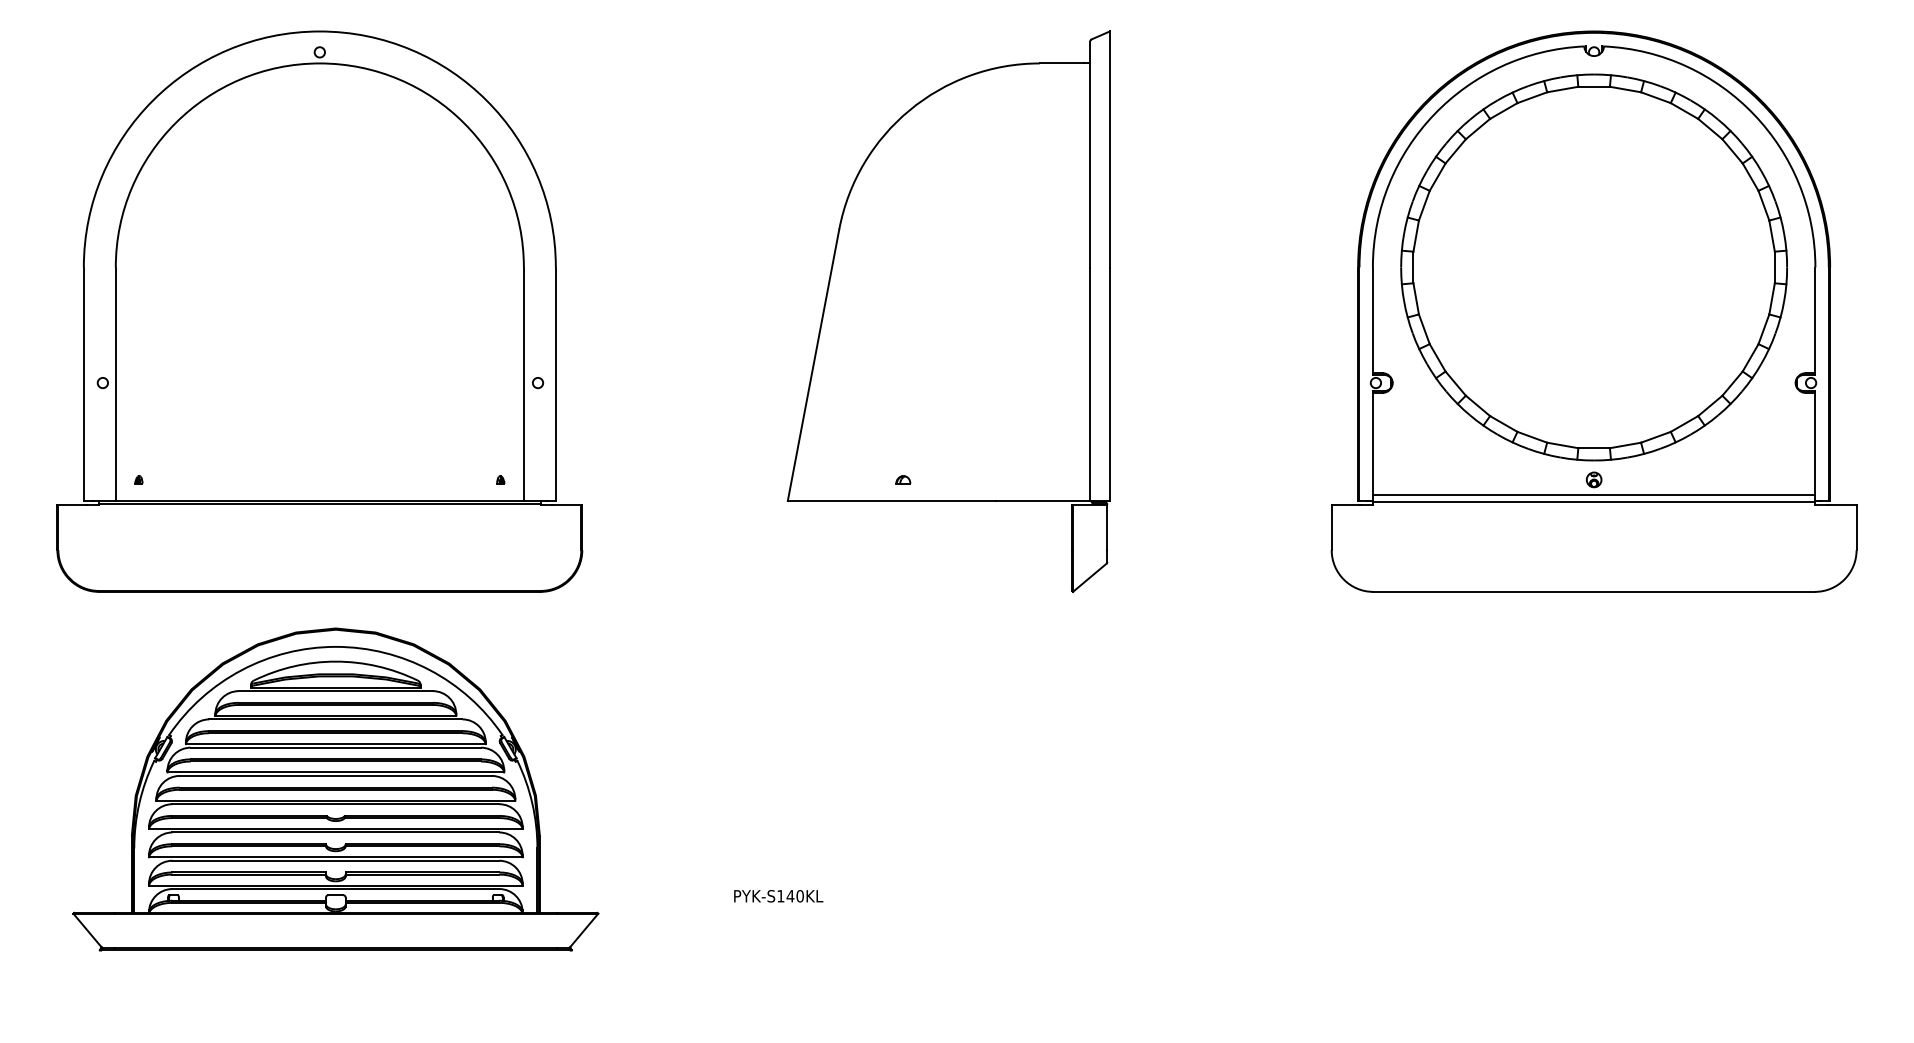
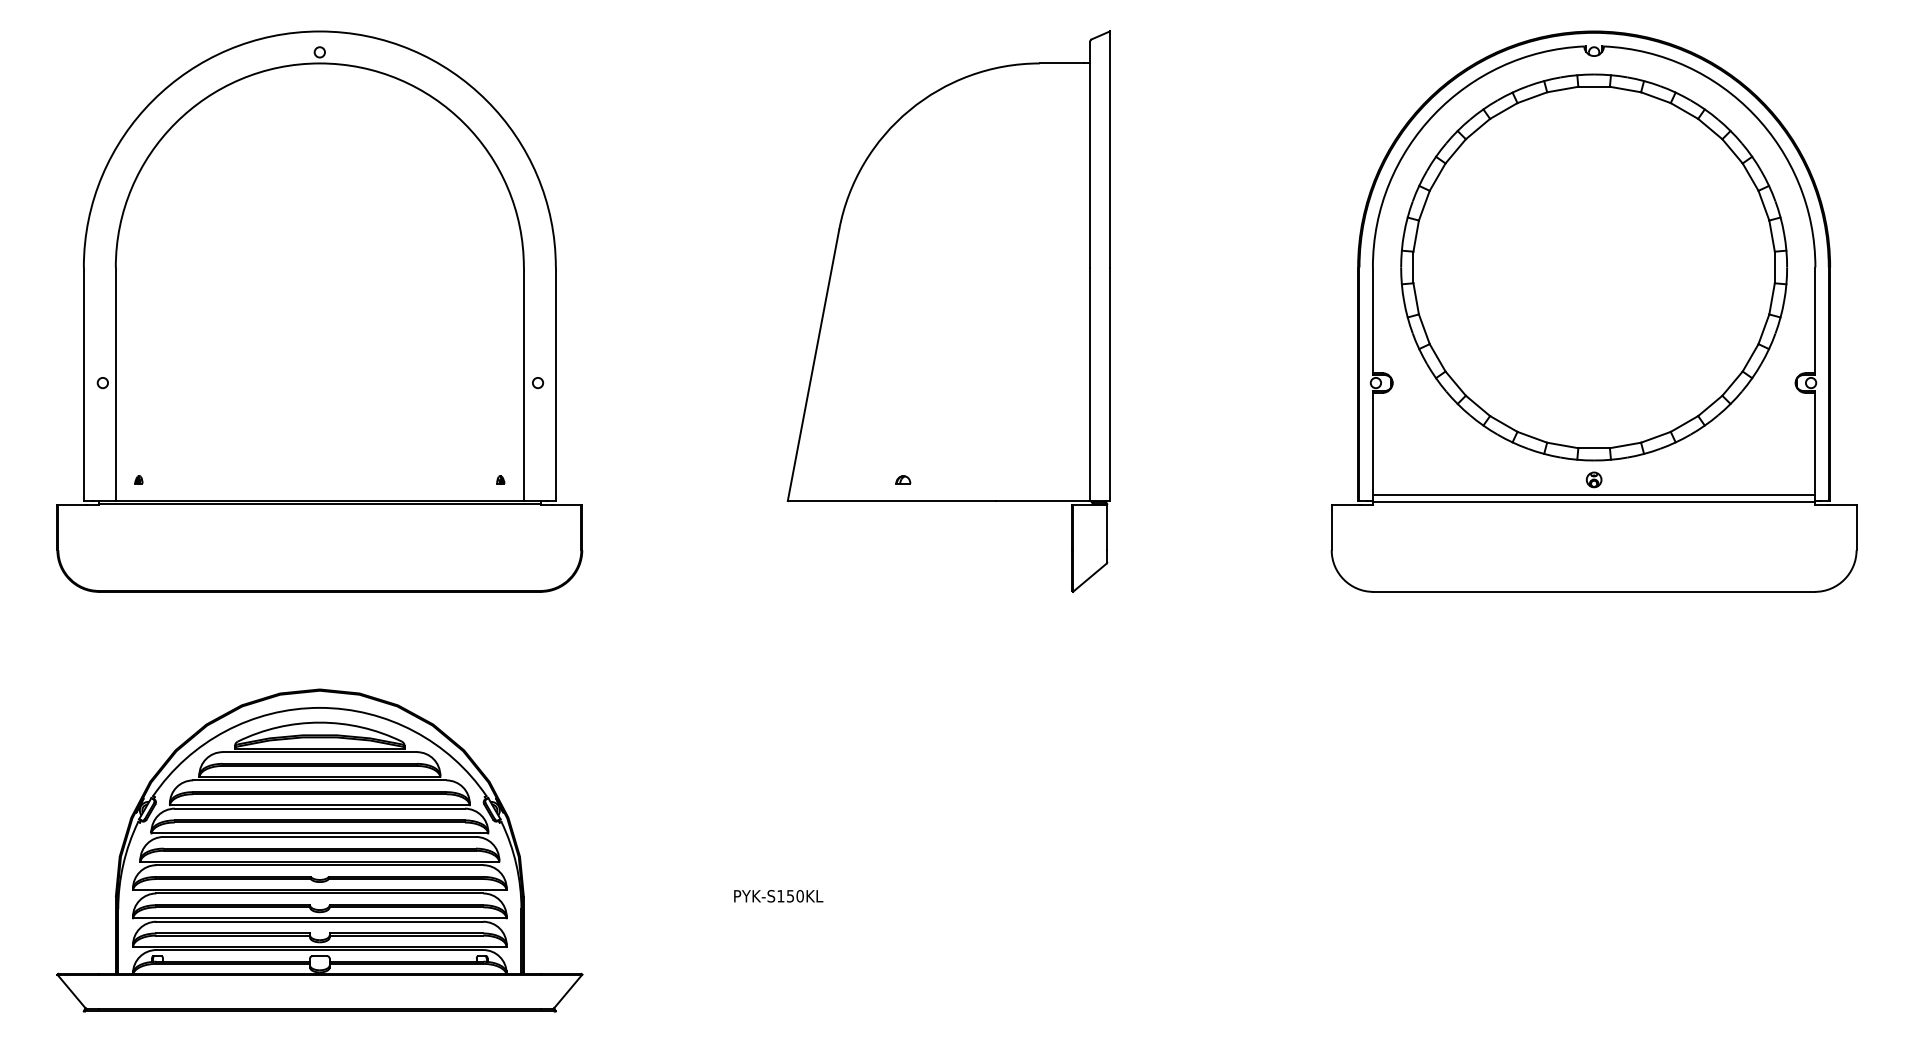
part position: (335, 789) -> (319, 850) (319, 850)
text: PYK-S140KL -> PYK-S150KL (790, 896)
